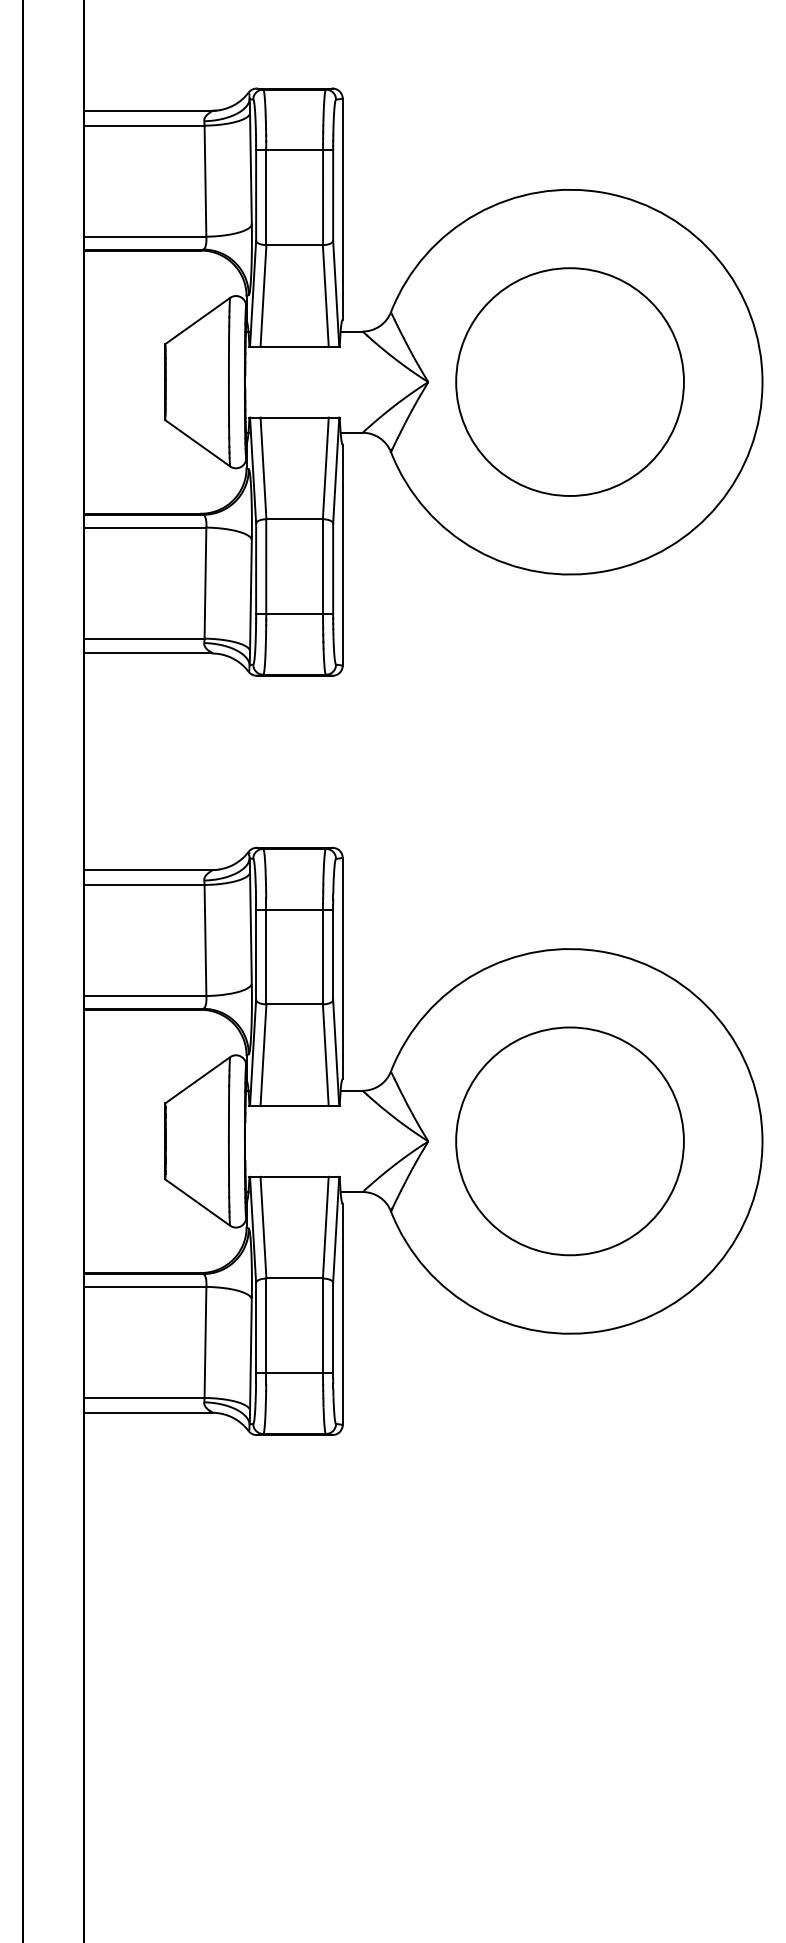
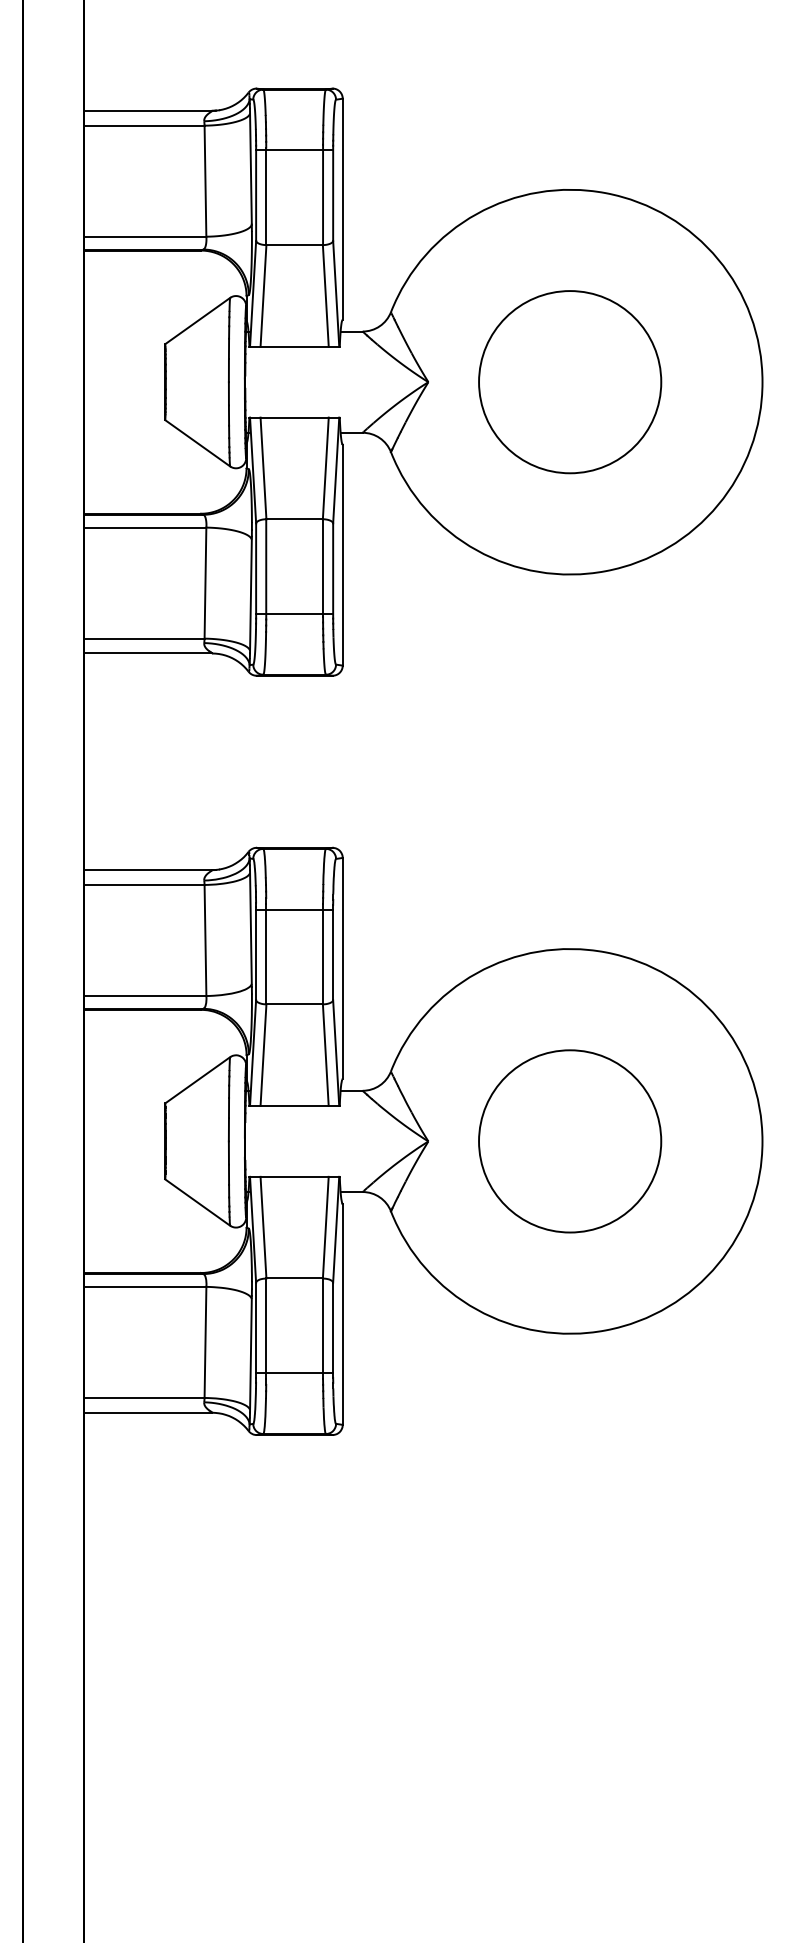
circle size: 230x230 px -> 185x185 px (570, 382)
circle size: 230x231 px -> 185x185 px (570, 1141)
